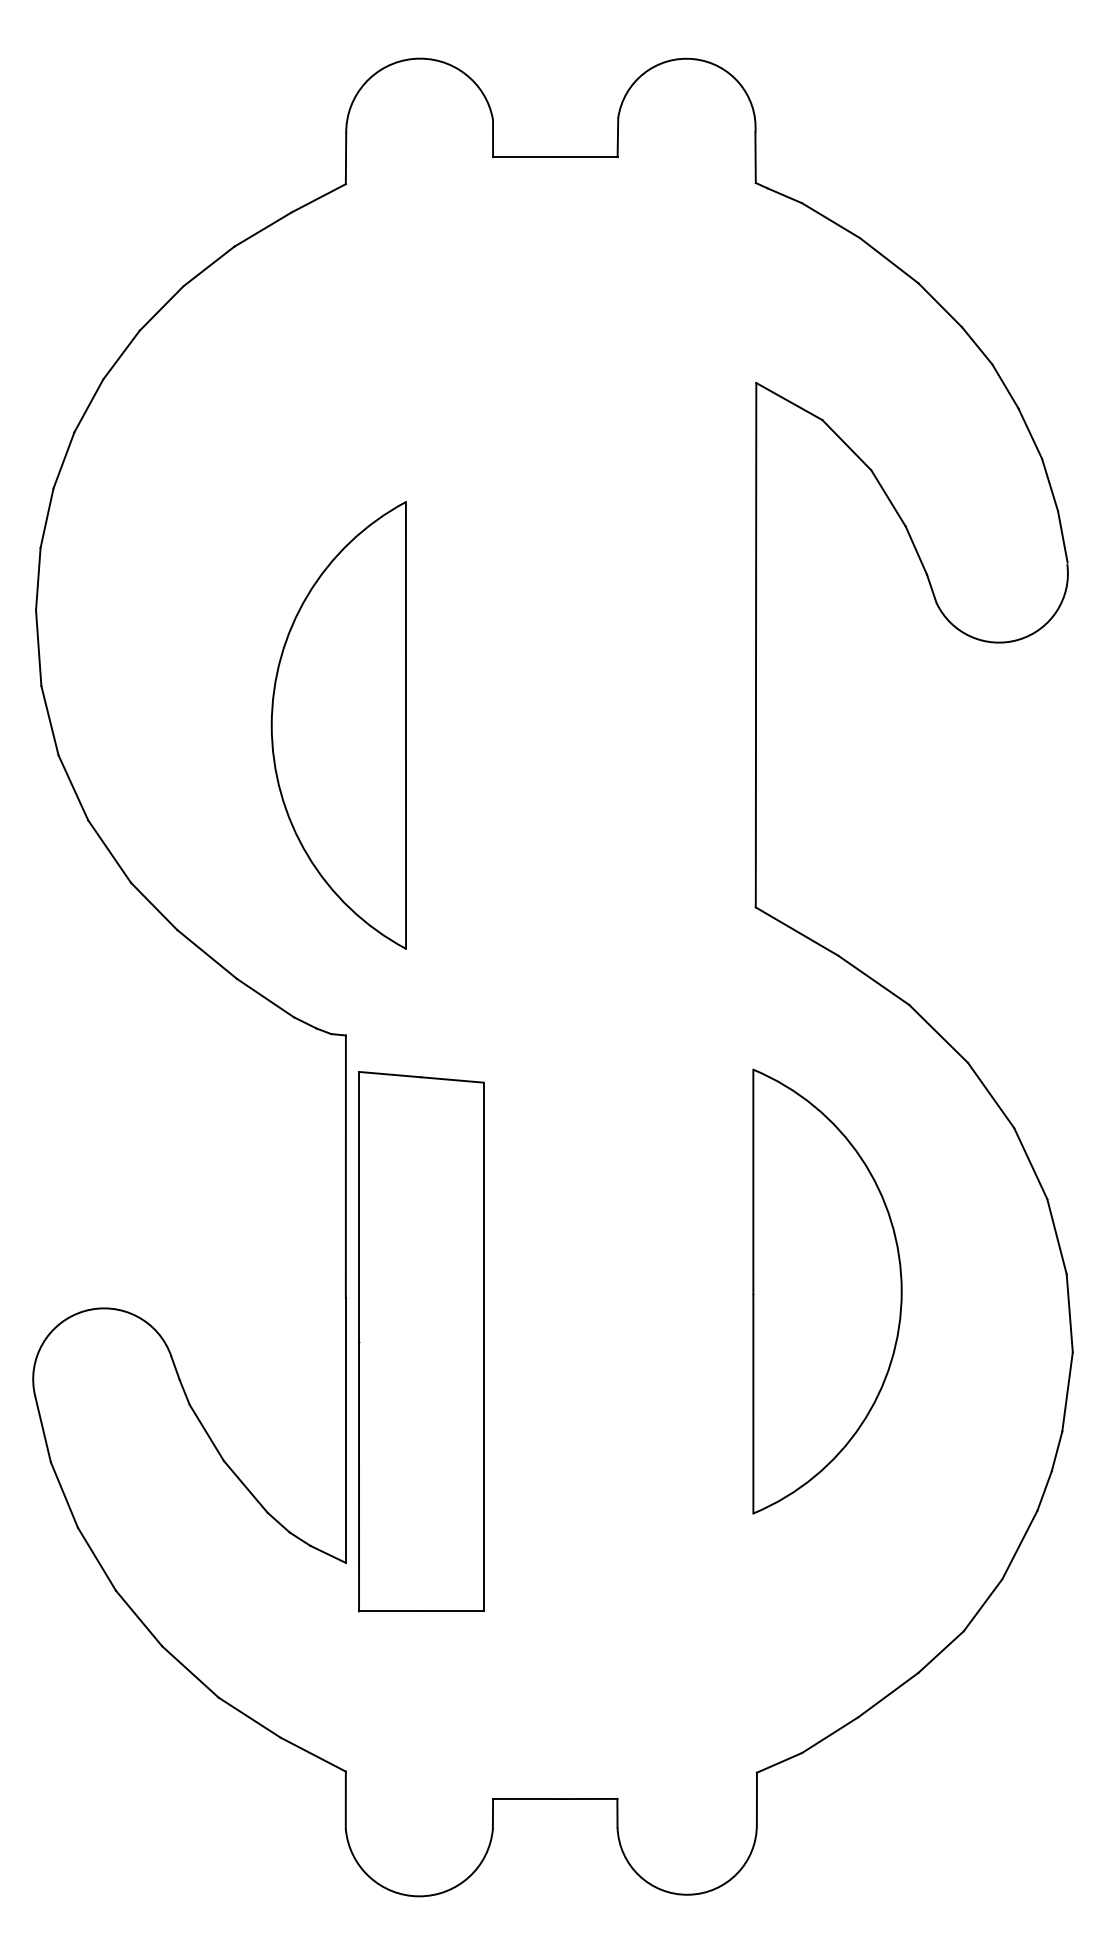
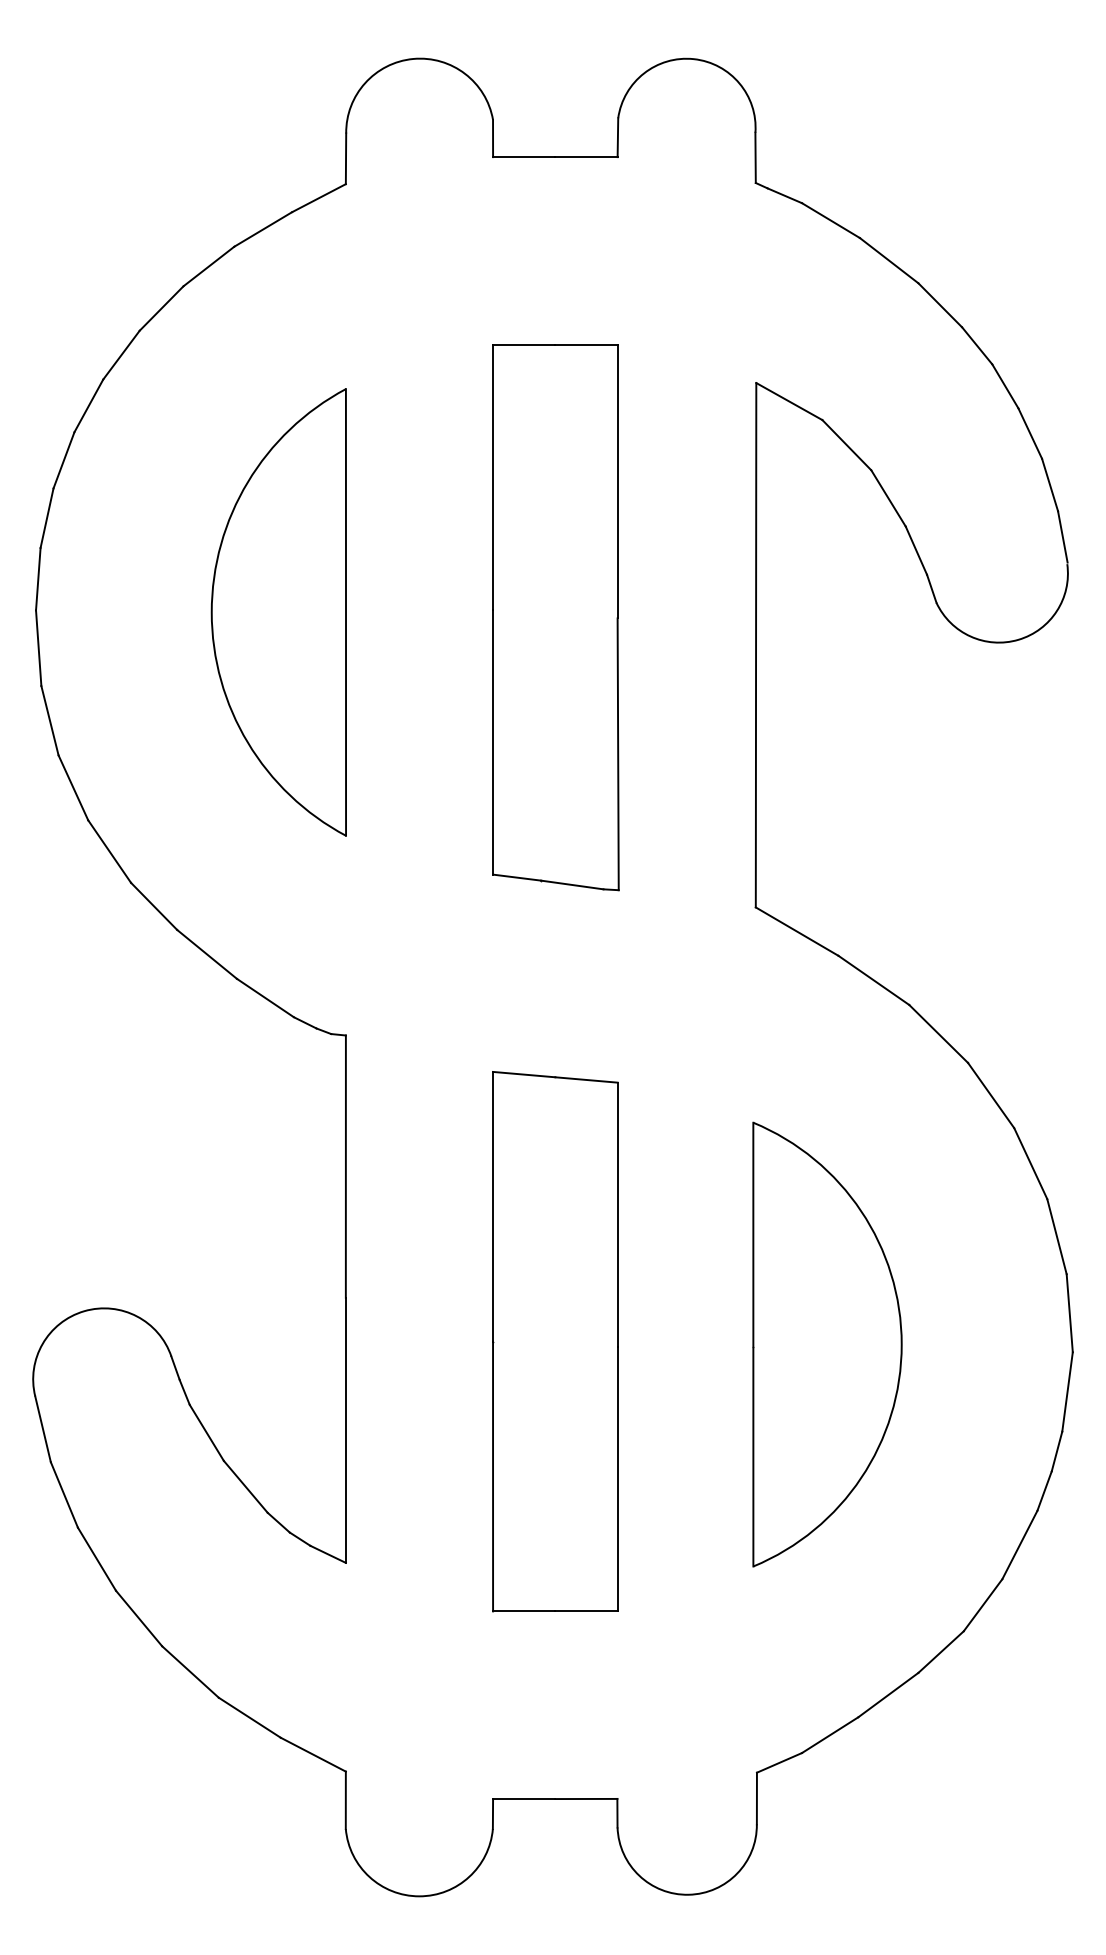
part: none -> present (555, 617)
part position: (338, 725) -> (278, 612) (278, 612)
part position: (827, 1291) -> (827, 1344) (827, 1344)
part position: (421, 1341) -> (555, 1341) (555, 1341)
